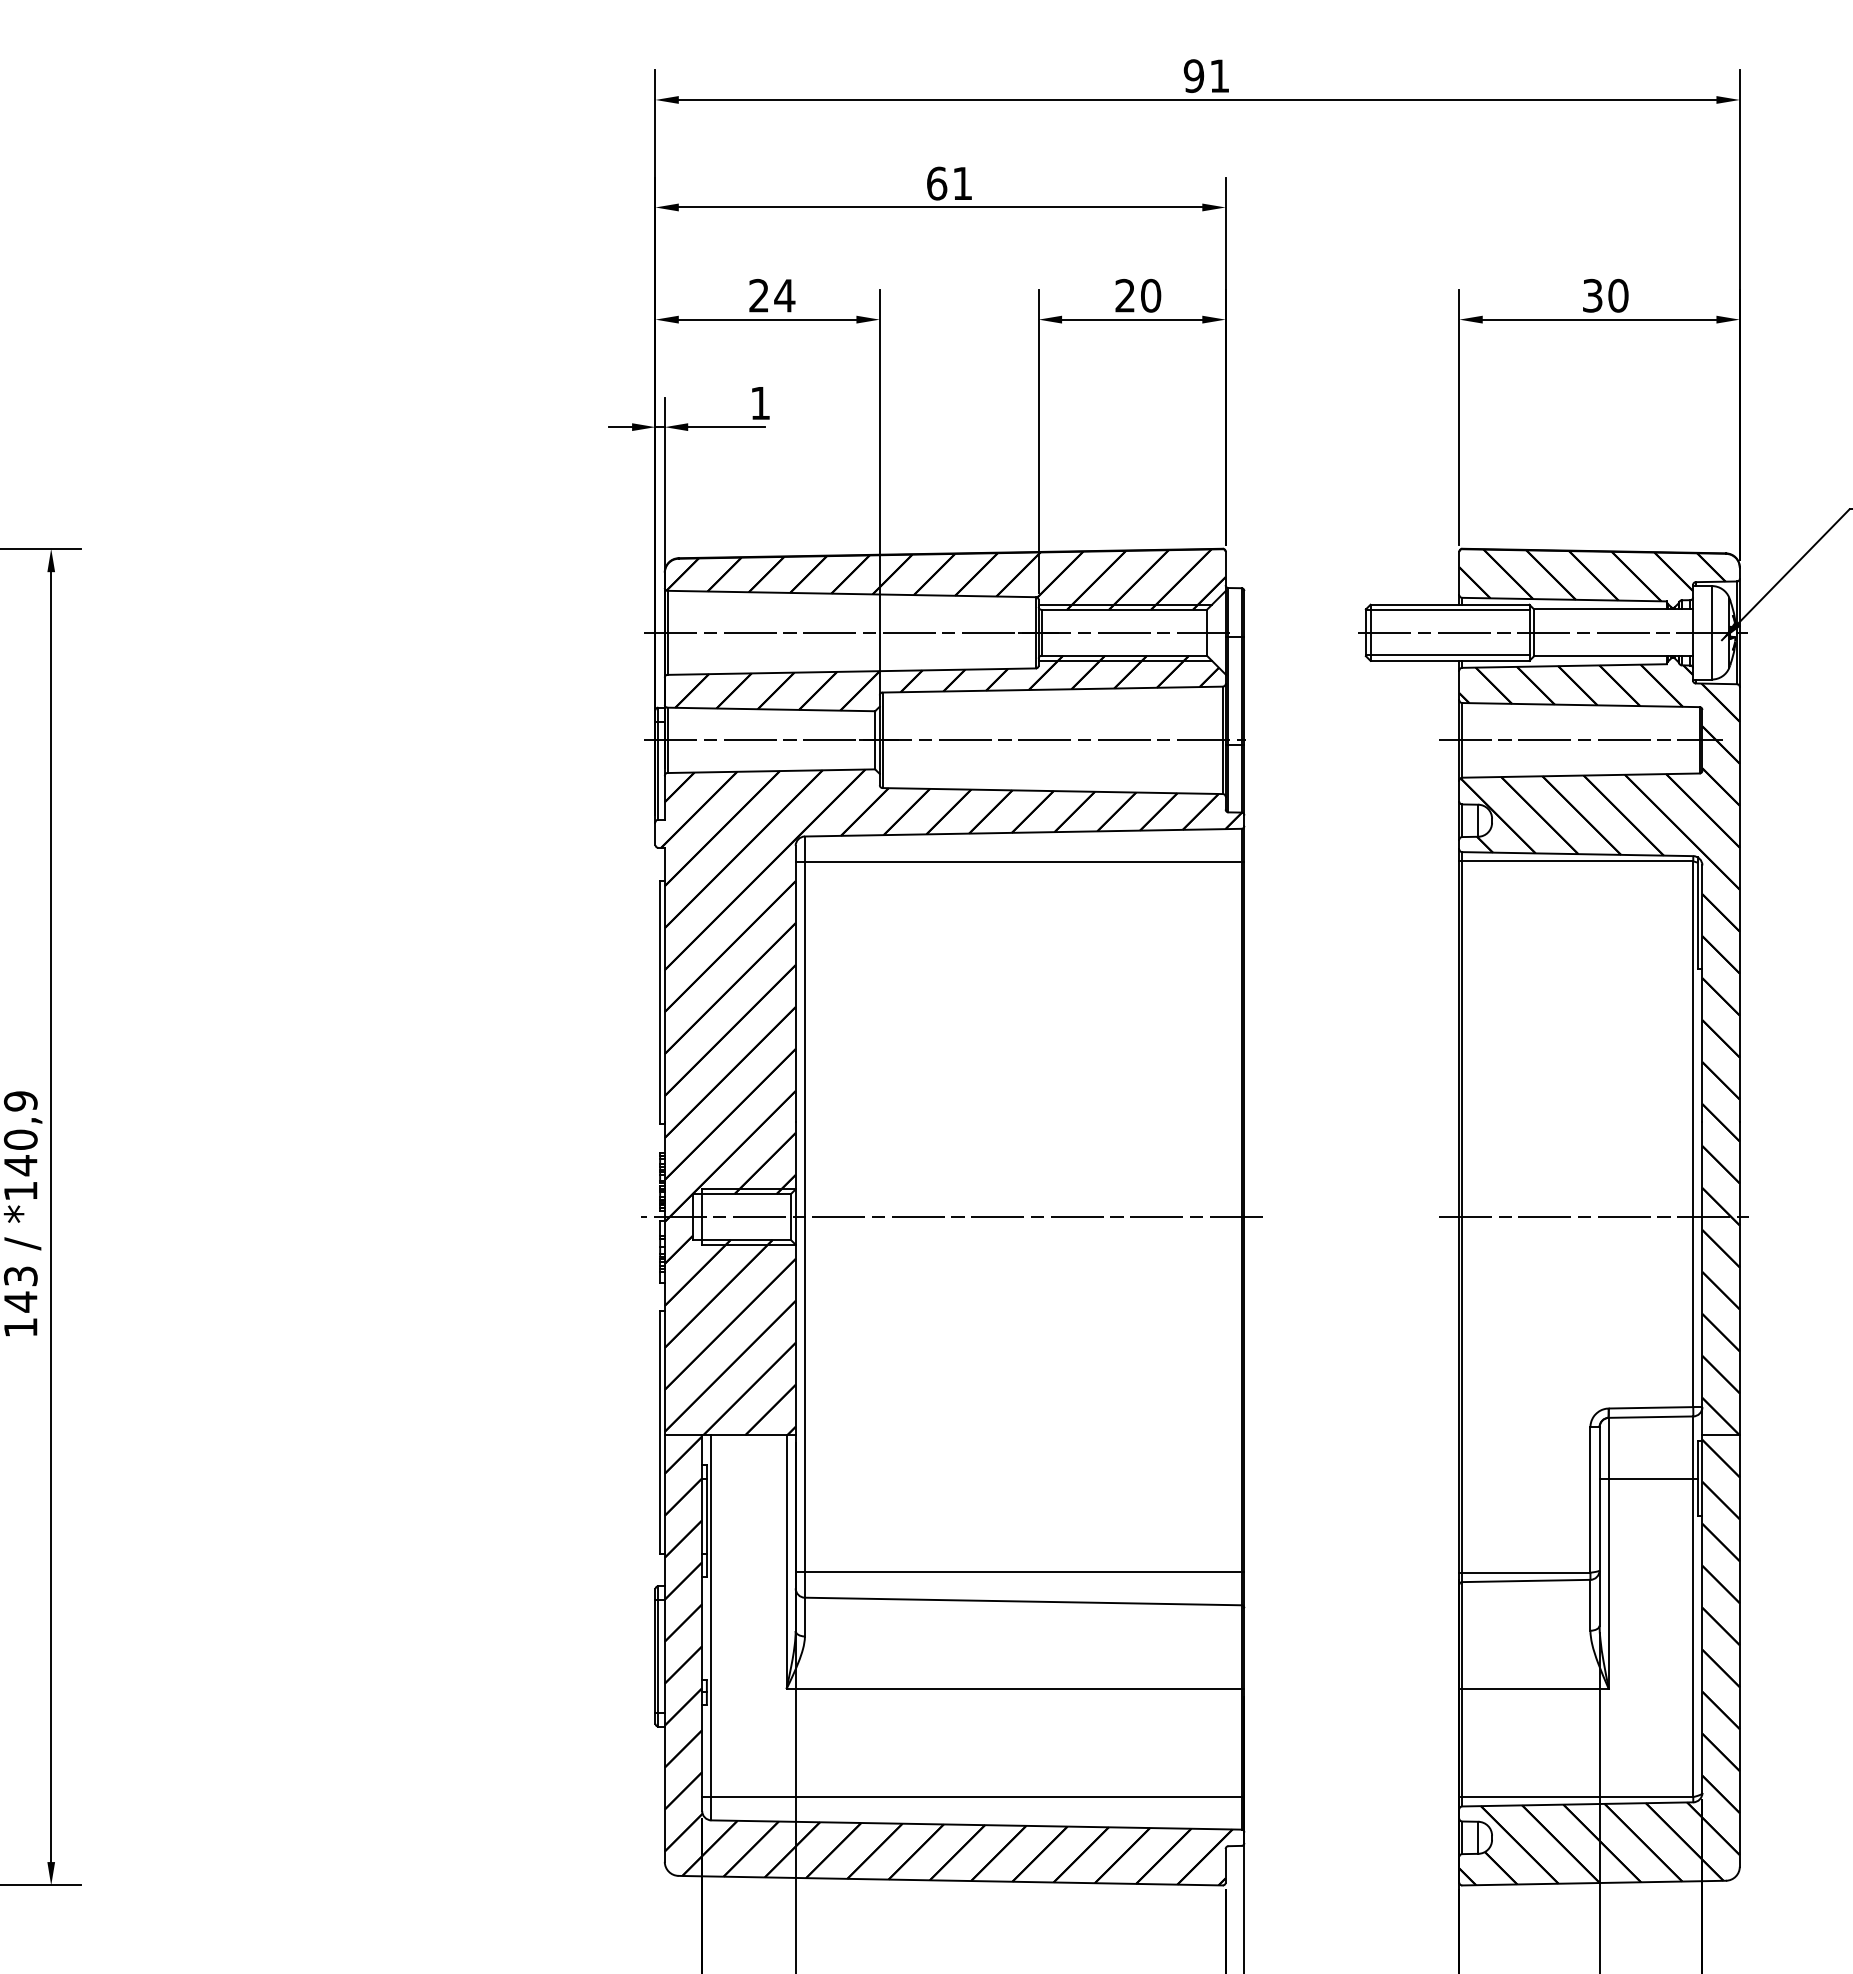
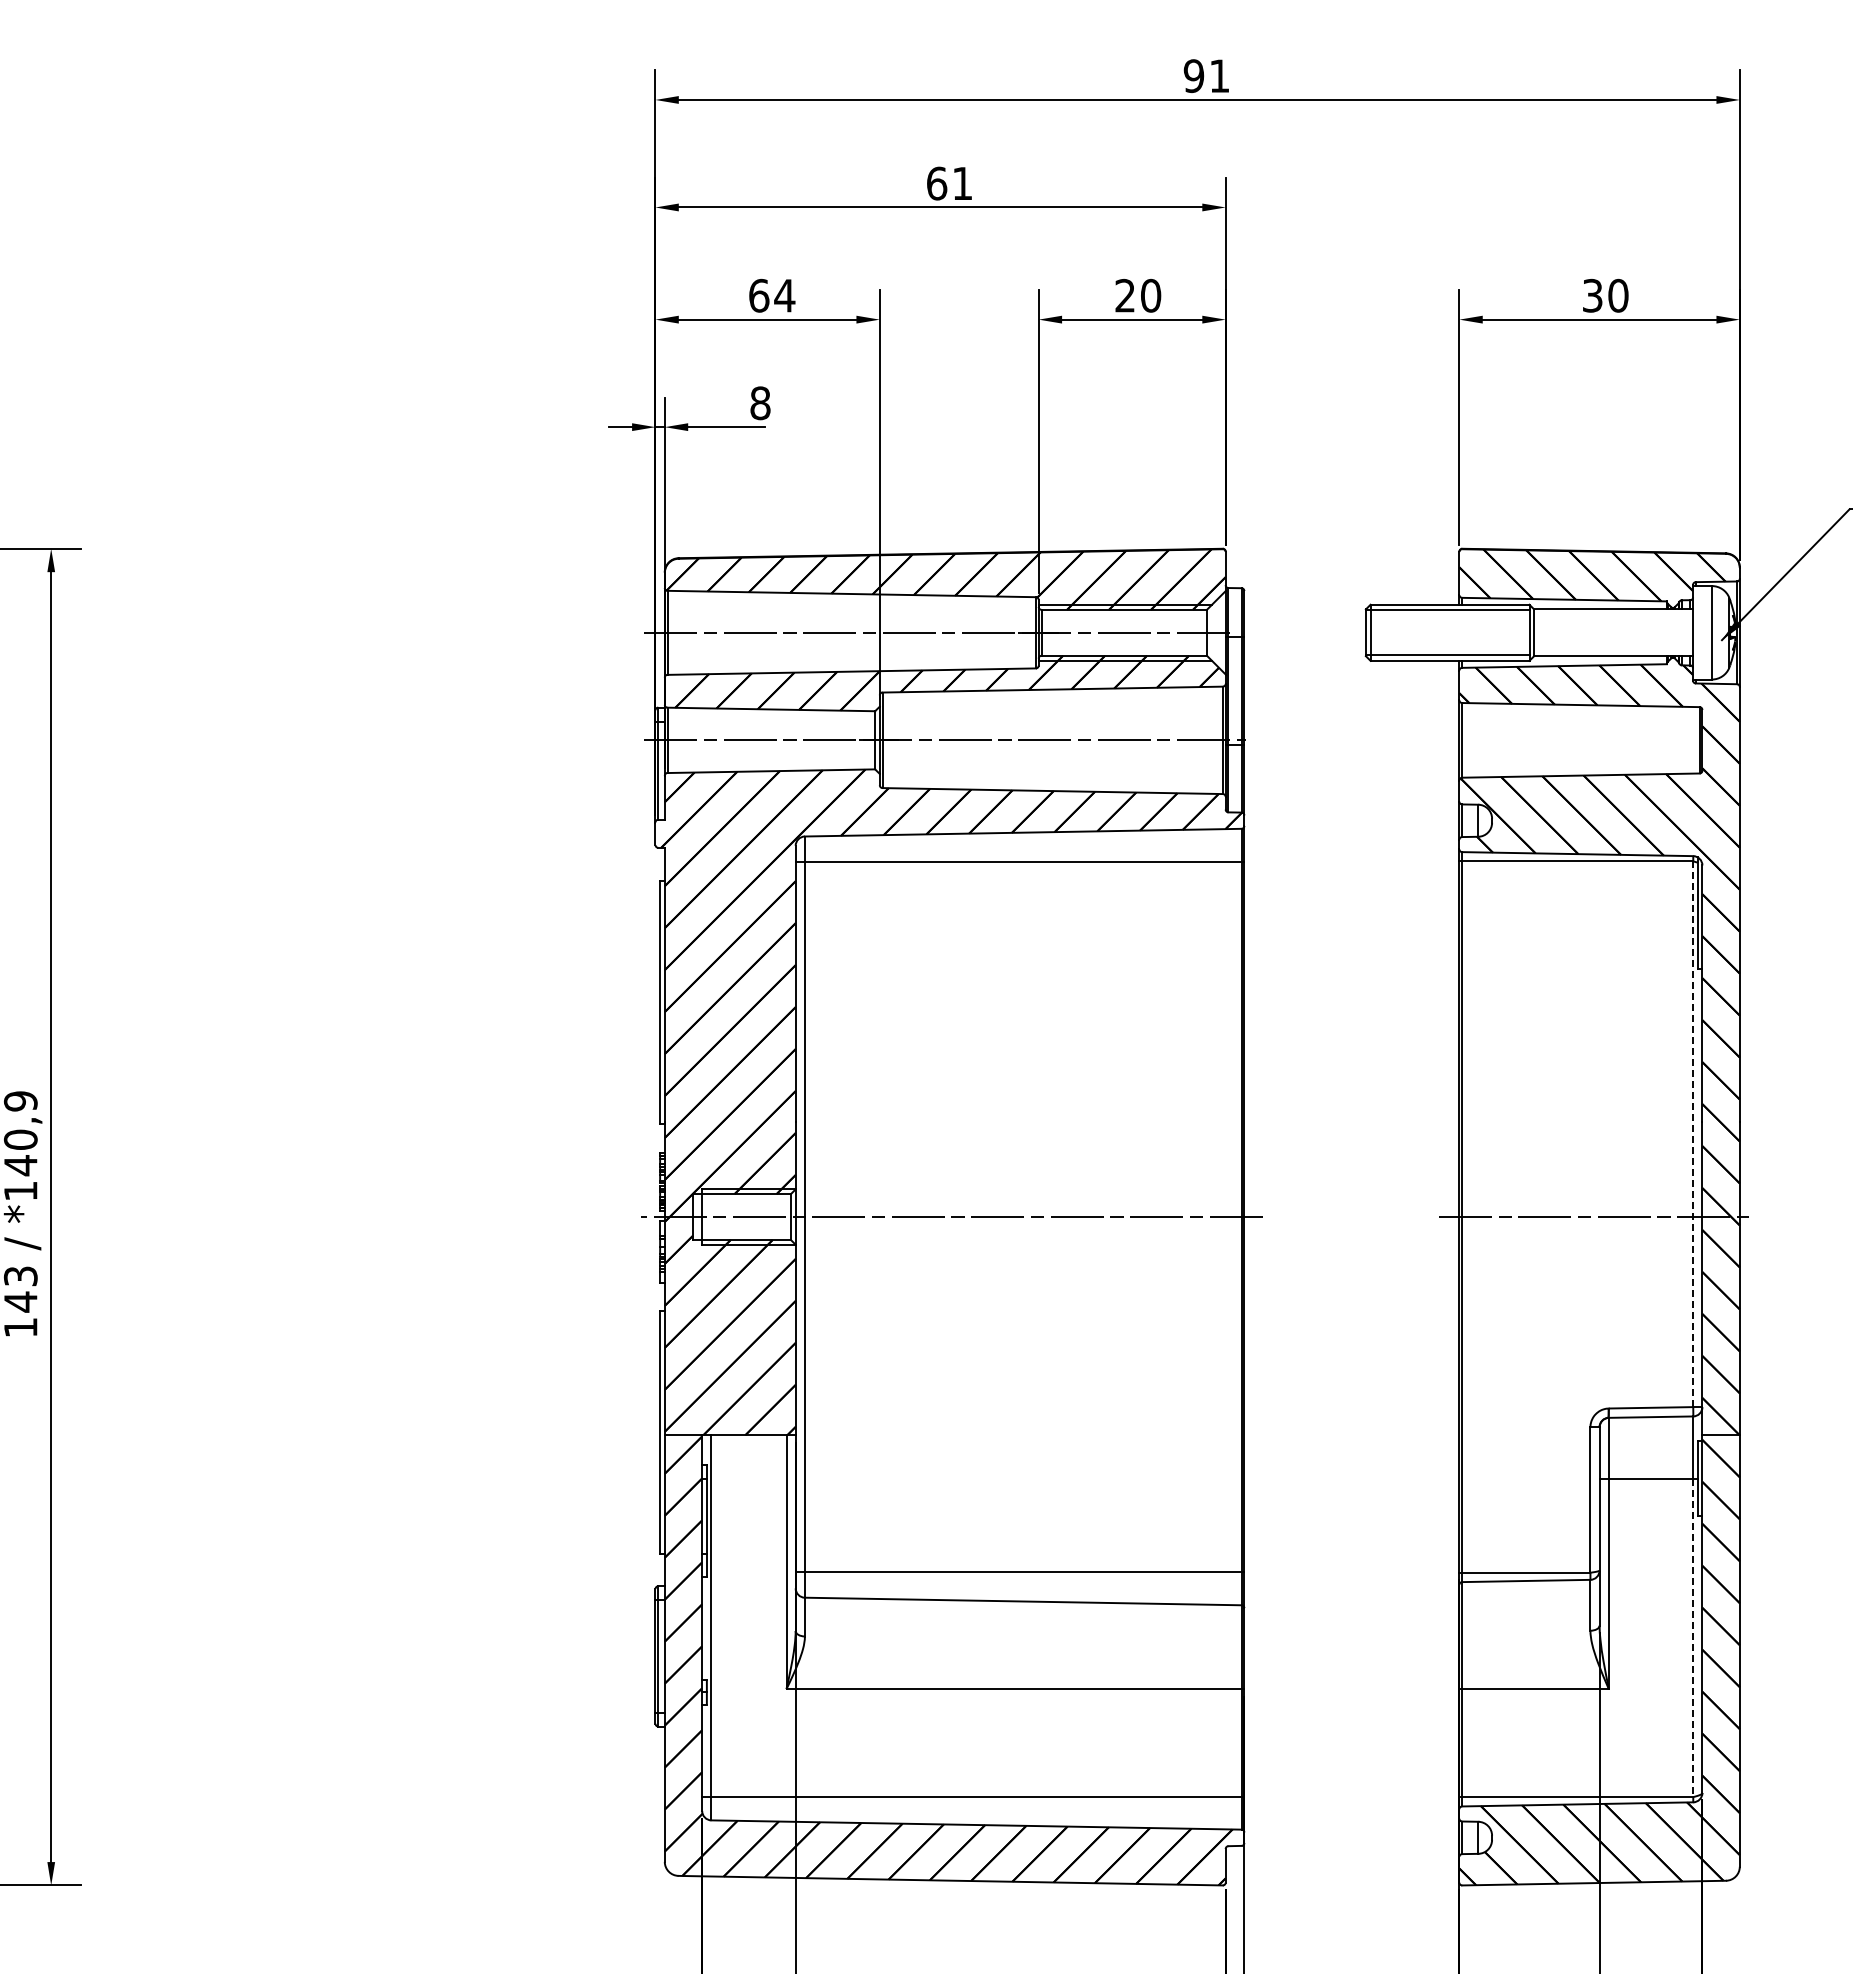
text: 24 -> 64 (759, 295)
text: 1 -> 8 (760, 403)
line: present -> none (1553, 632)
line: present -> none (1580, 740)
line: solid -> dashed (1693, 1134)
line: solid -> dashed (1693, 1638)
